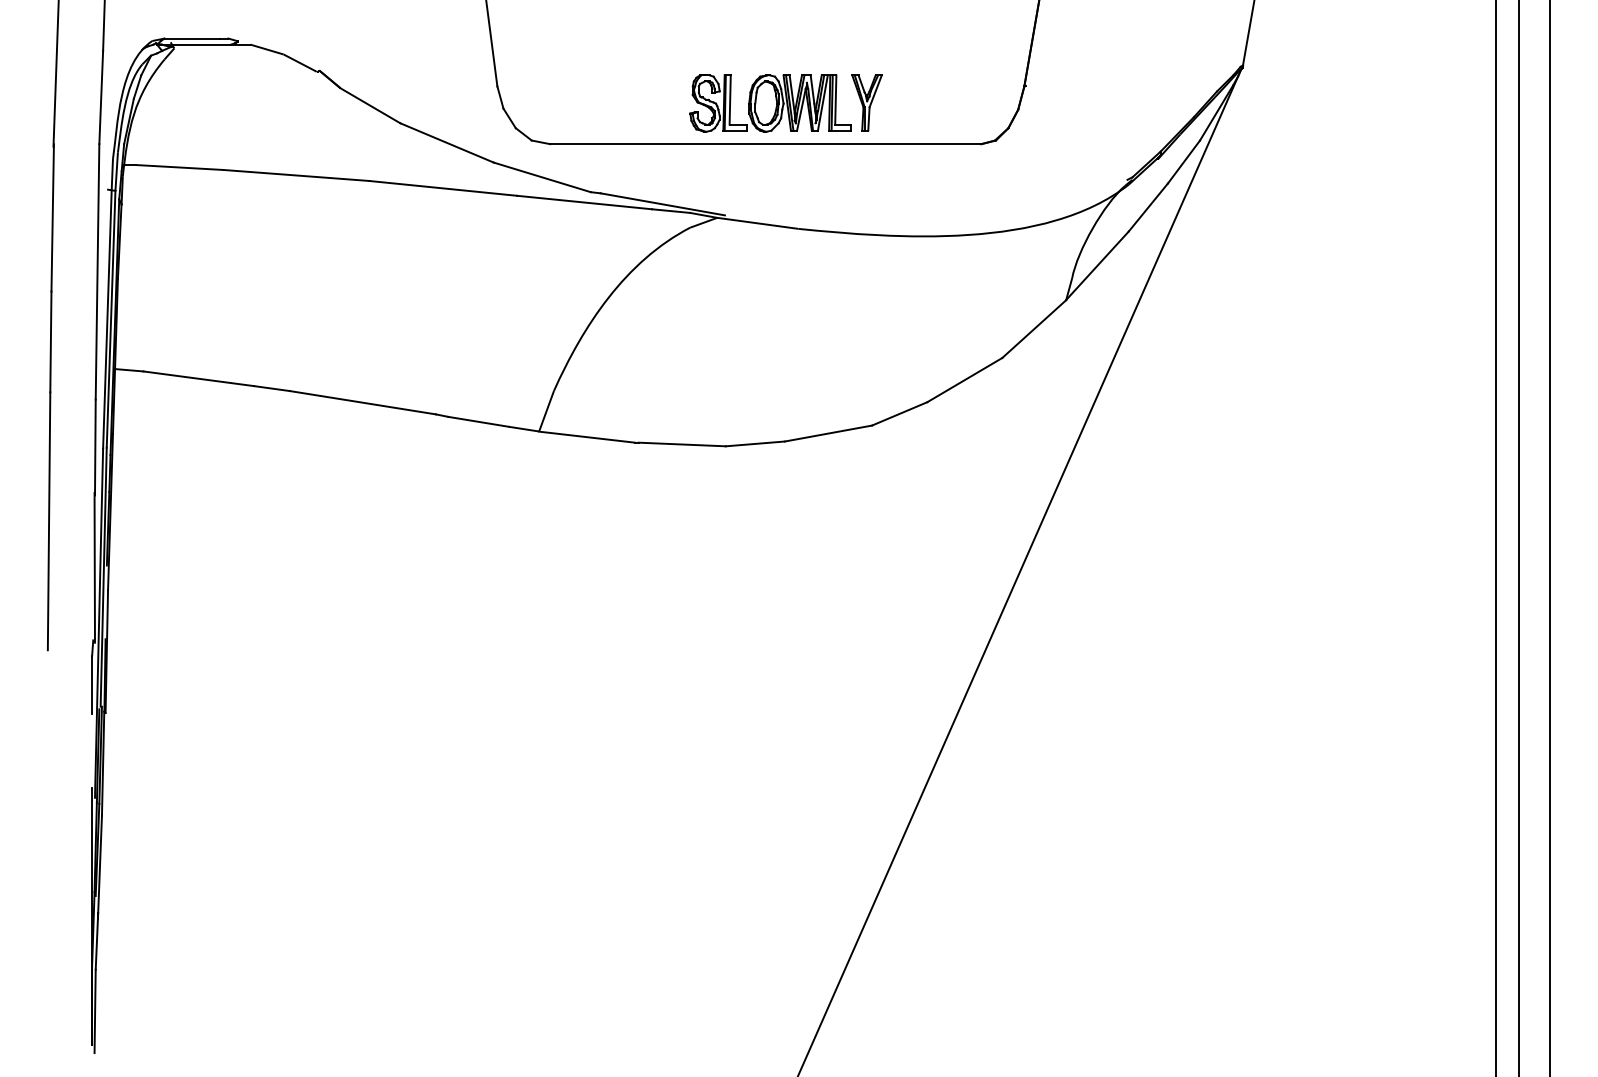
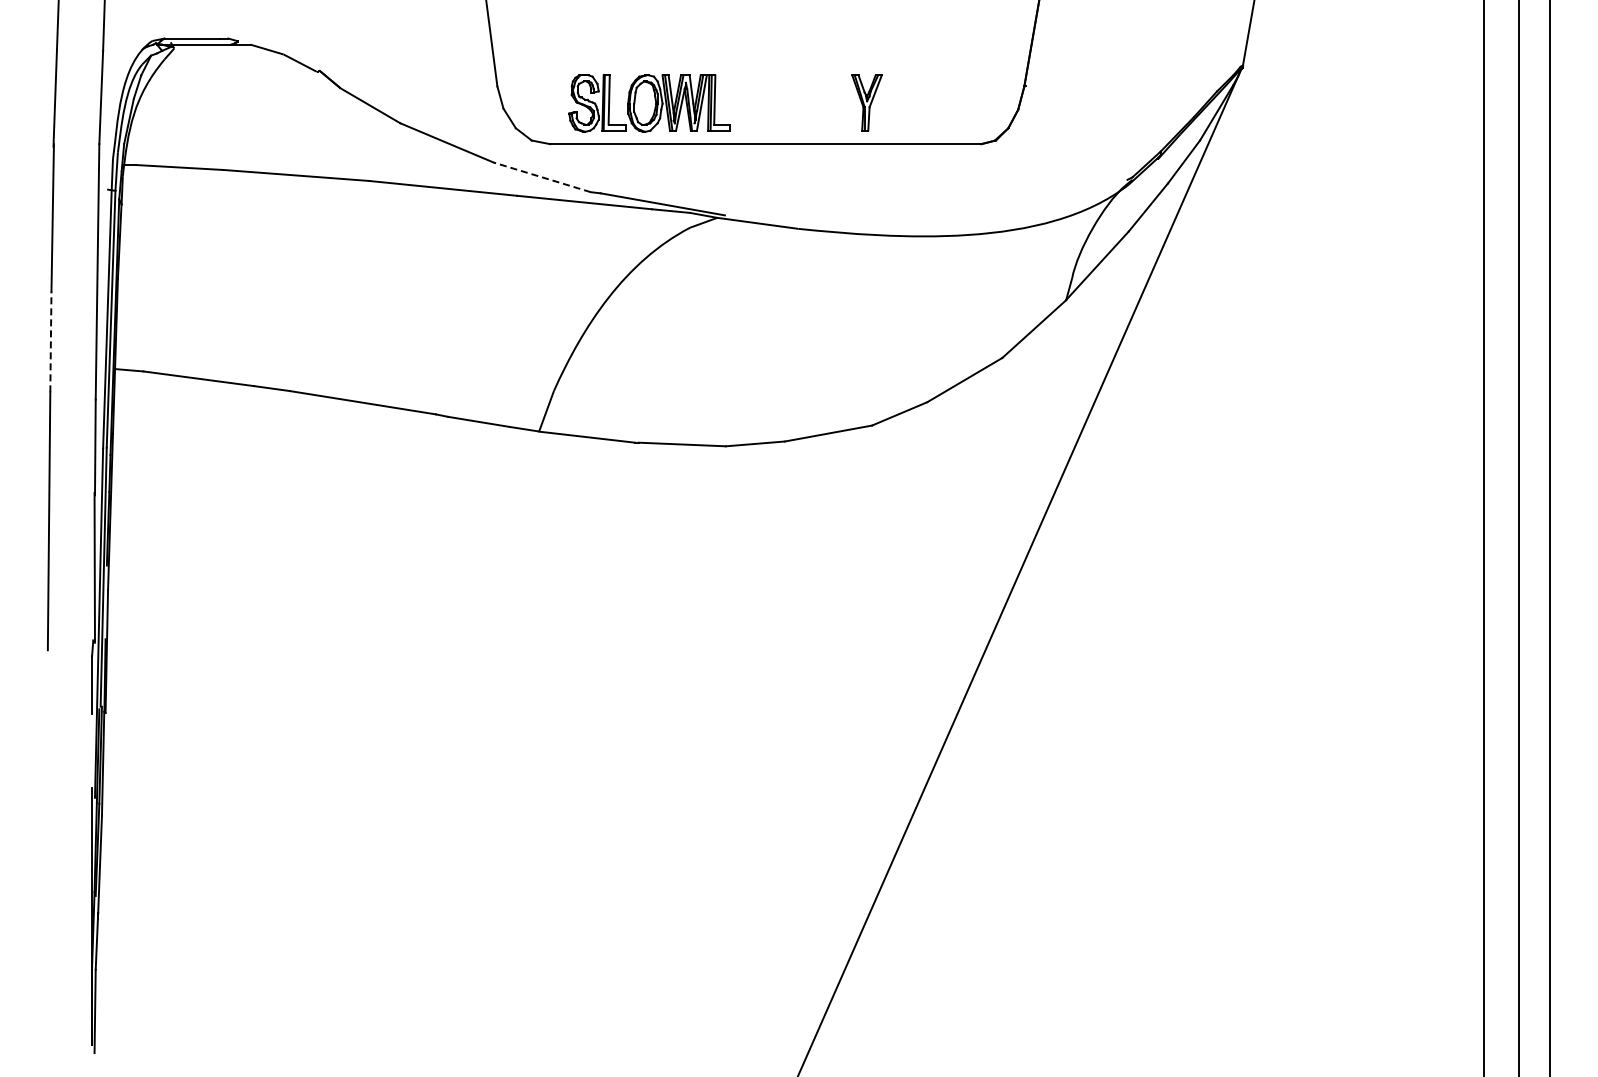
part position: (770, 103) -> (649, 103) (649, 103)
line: solid -> dashed (542, 177)
line: solid -> dashed (50, 341)
line position: (1495, 537) -> (1483, 537) (1483, 537)
